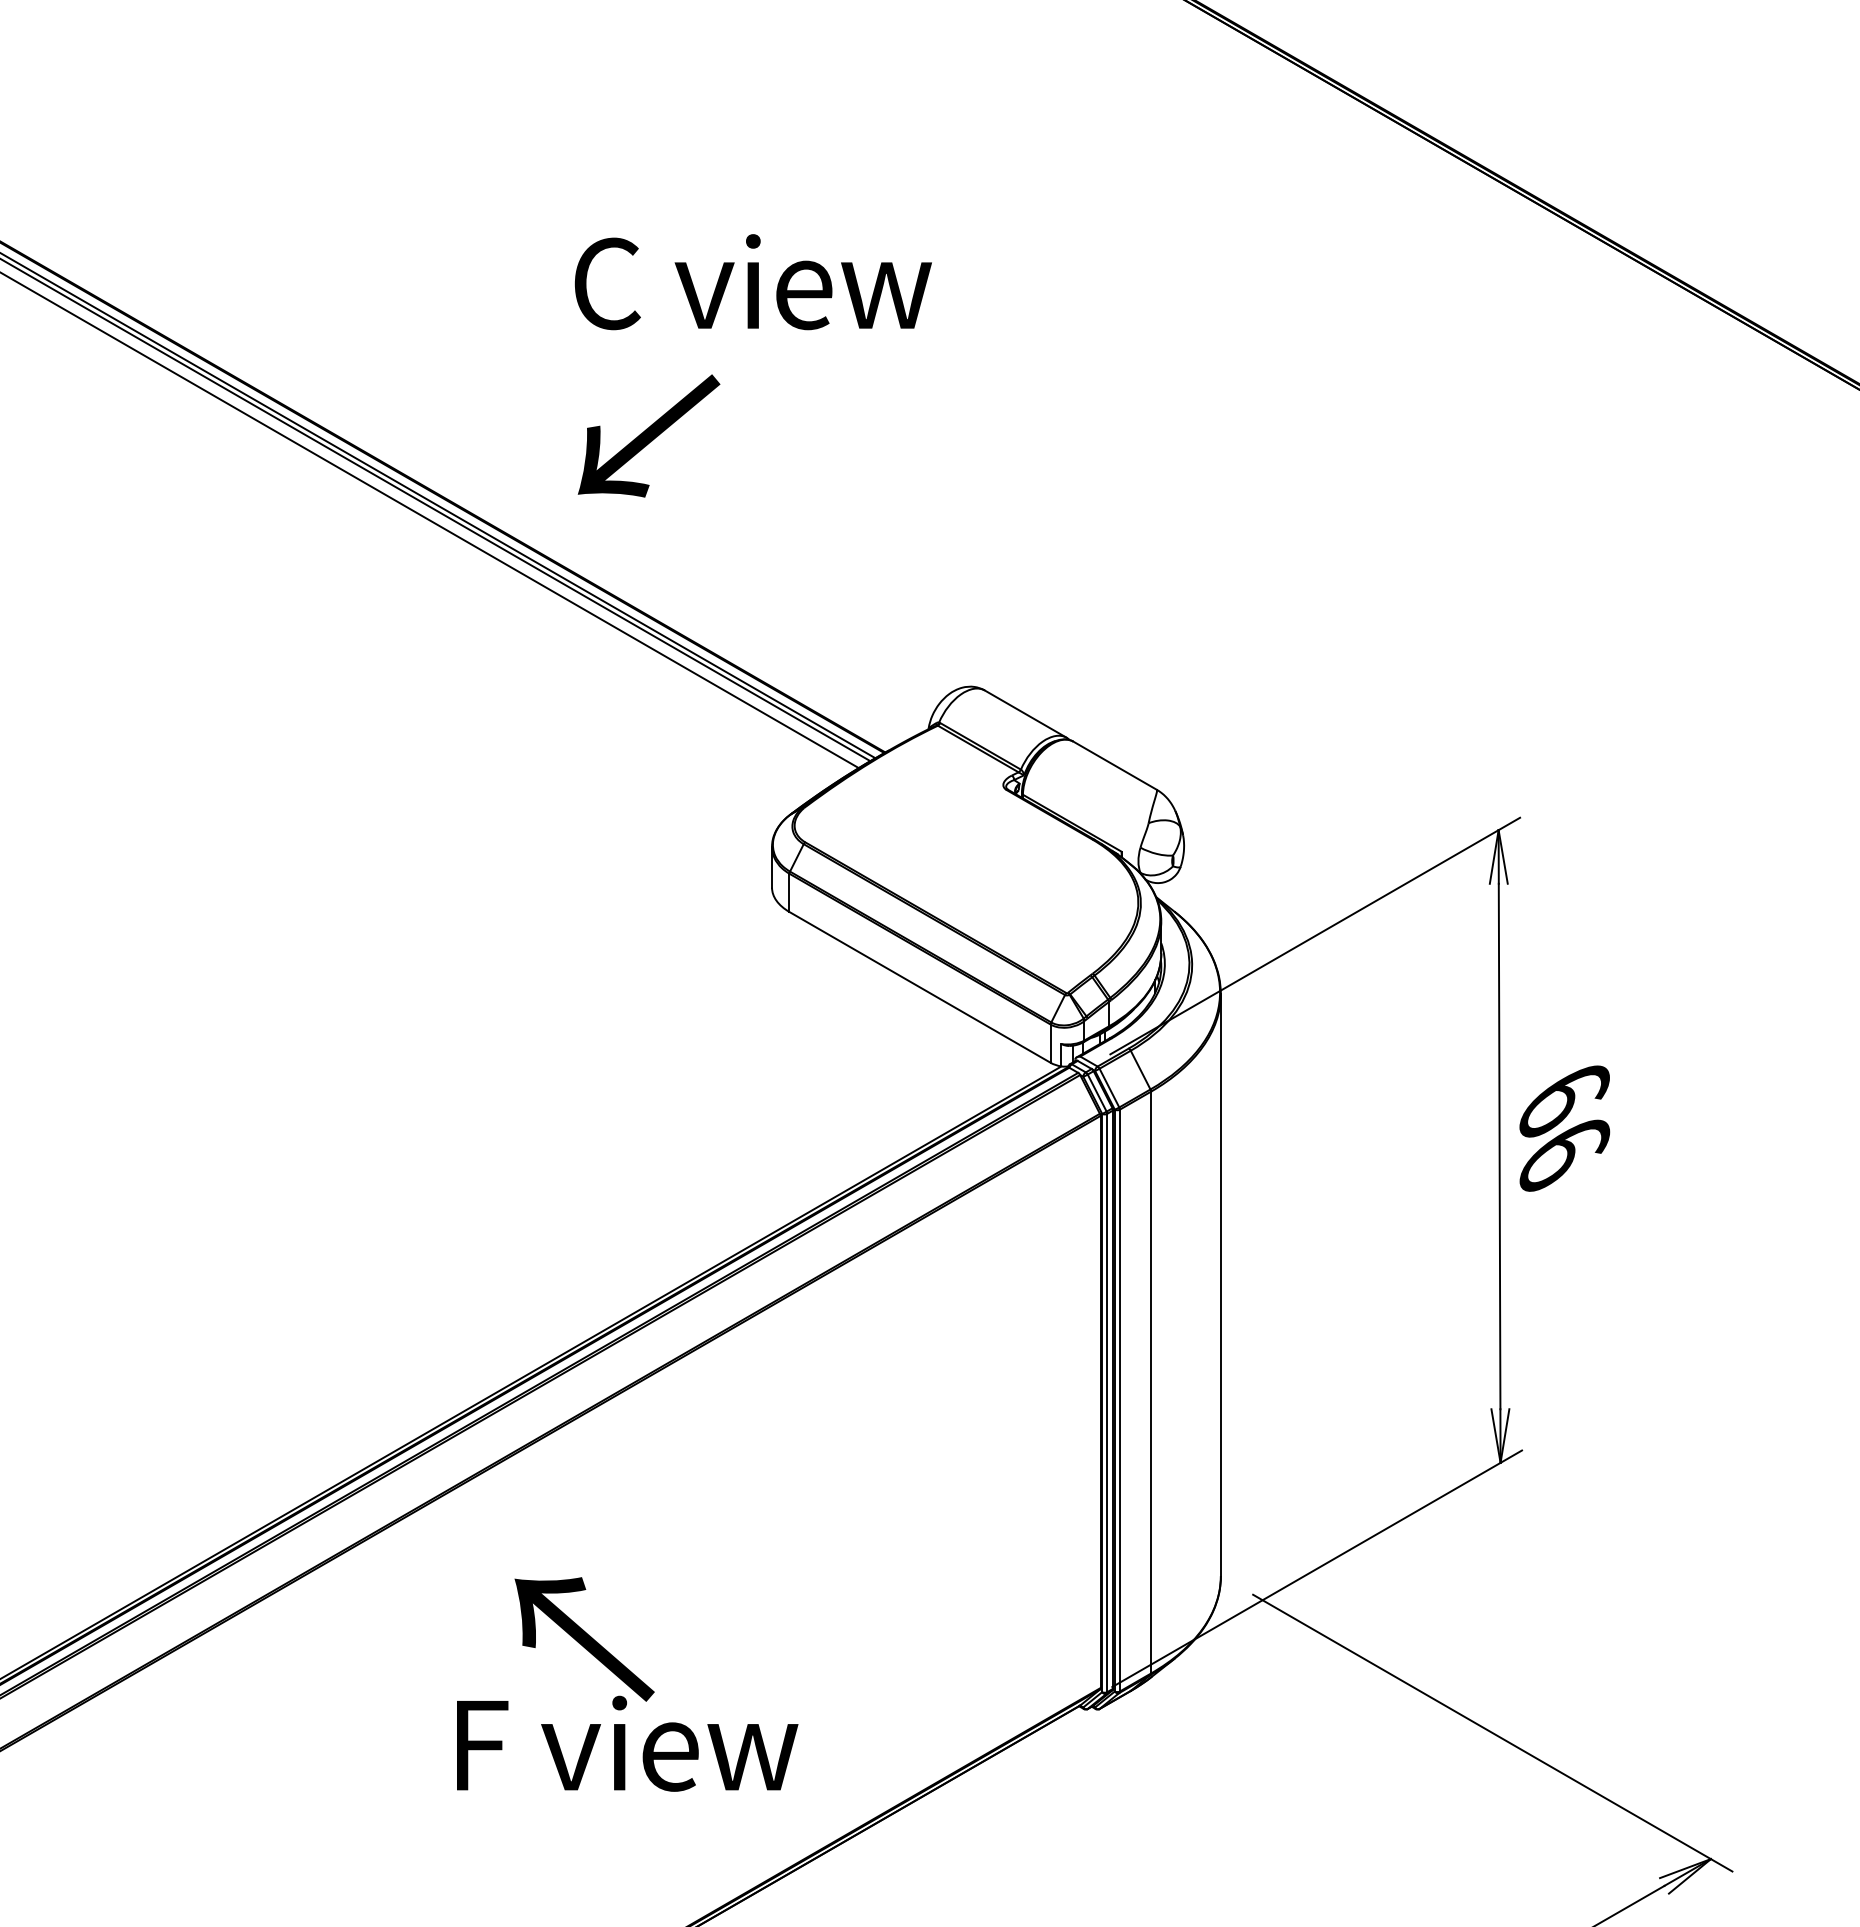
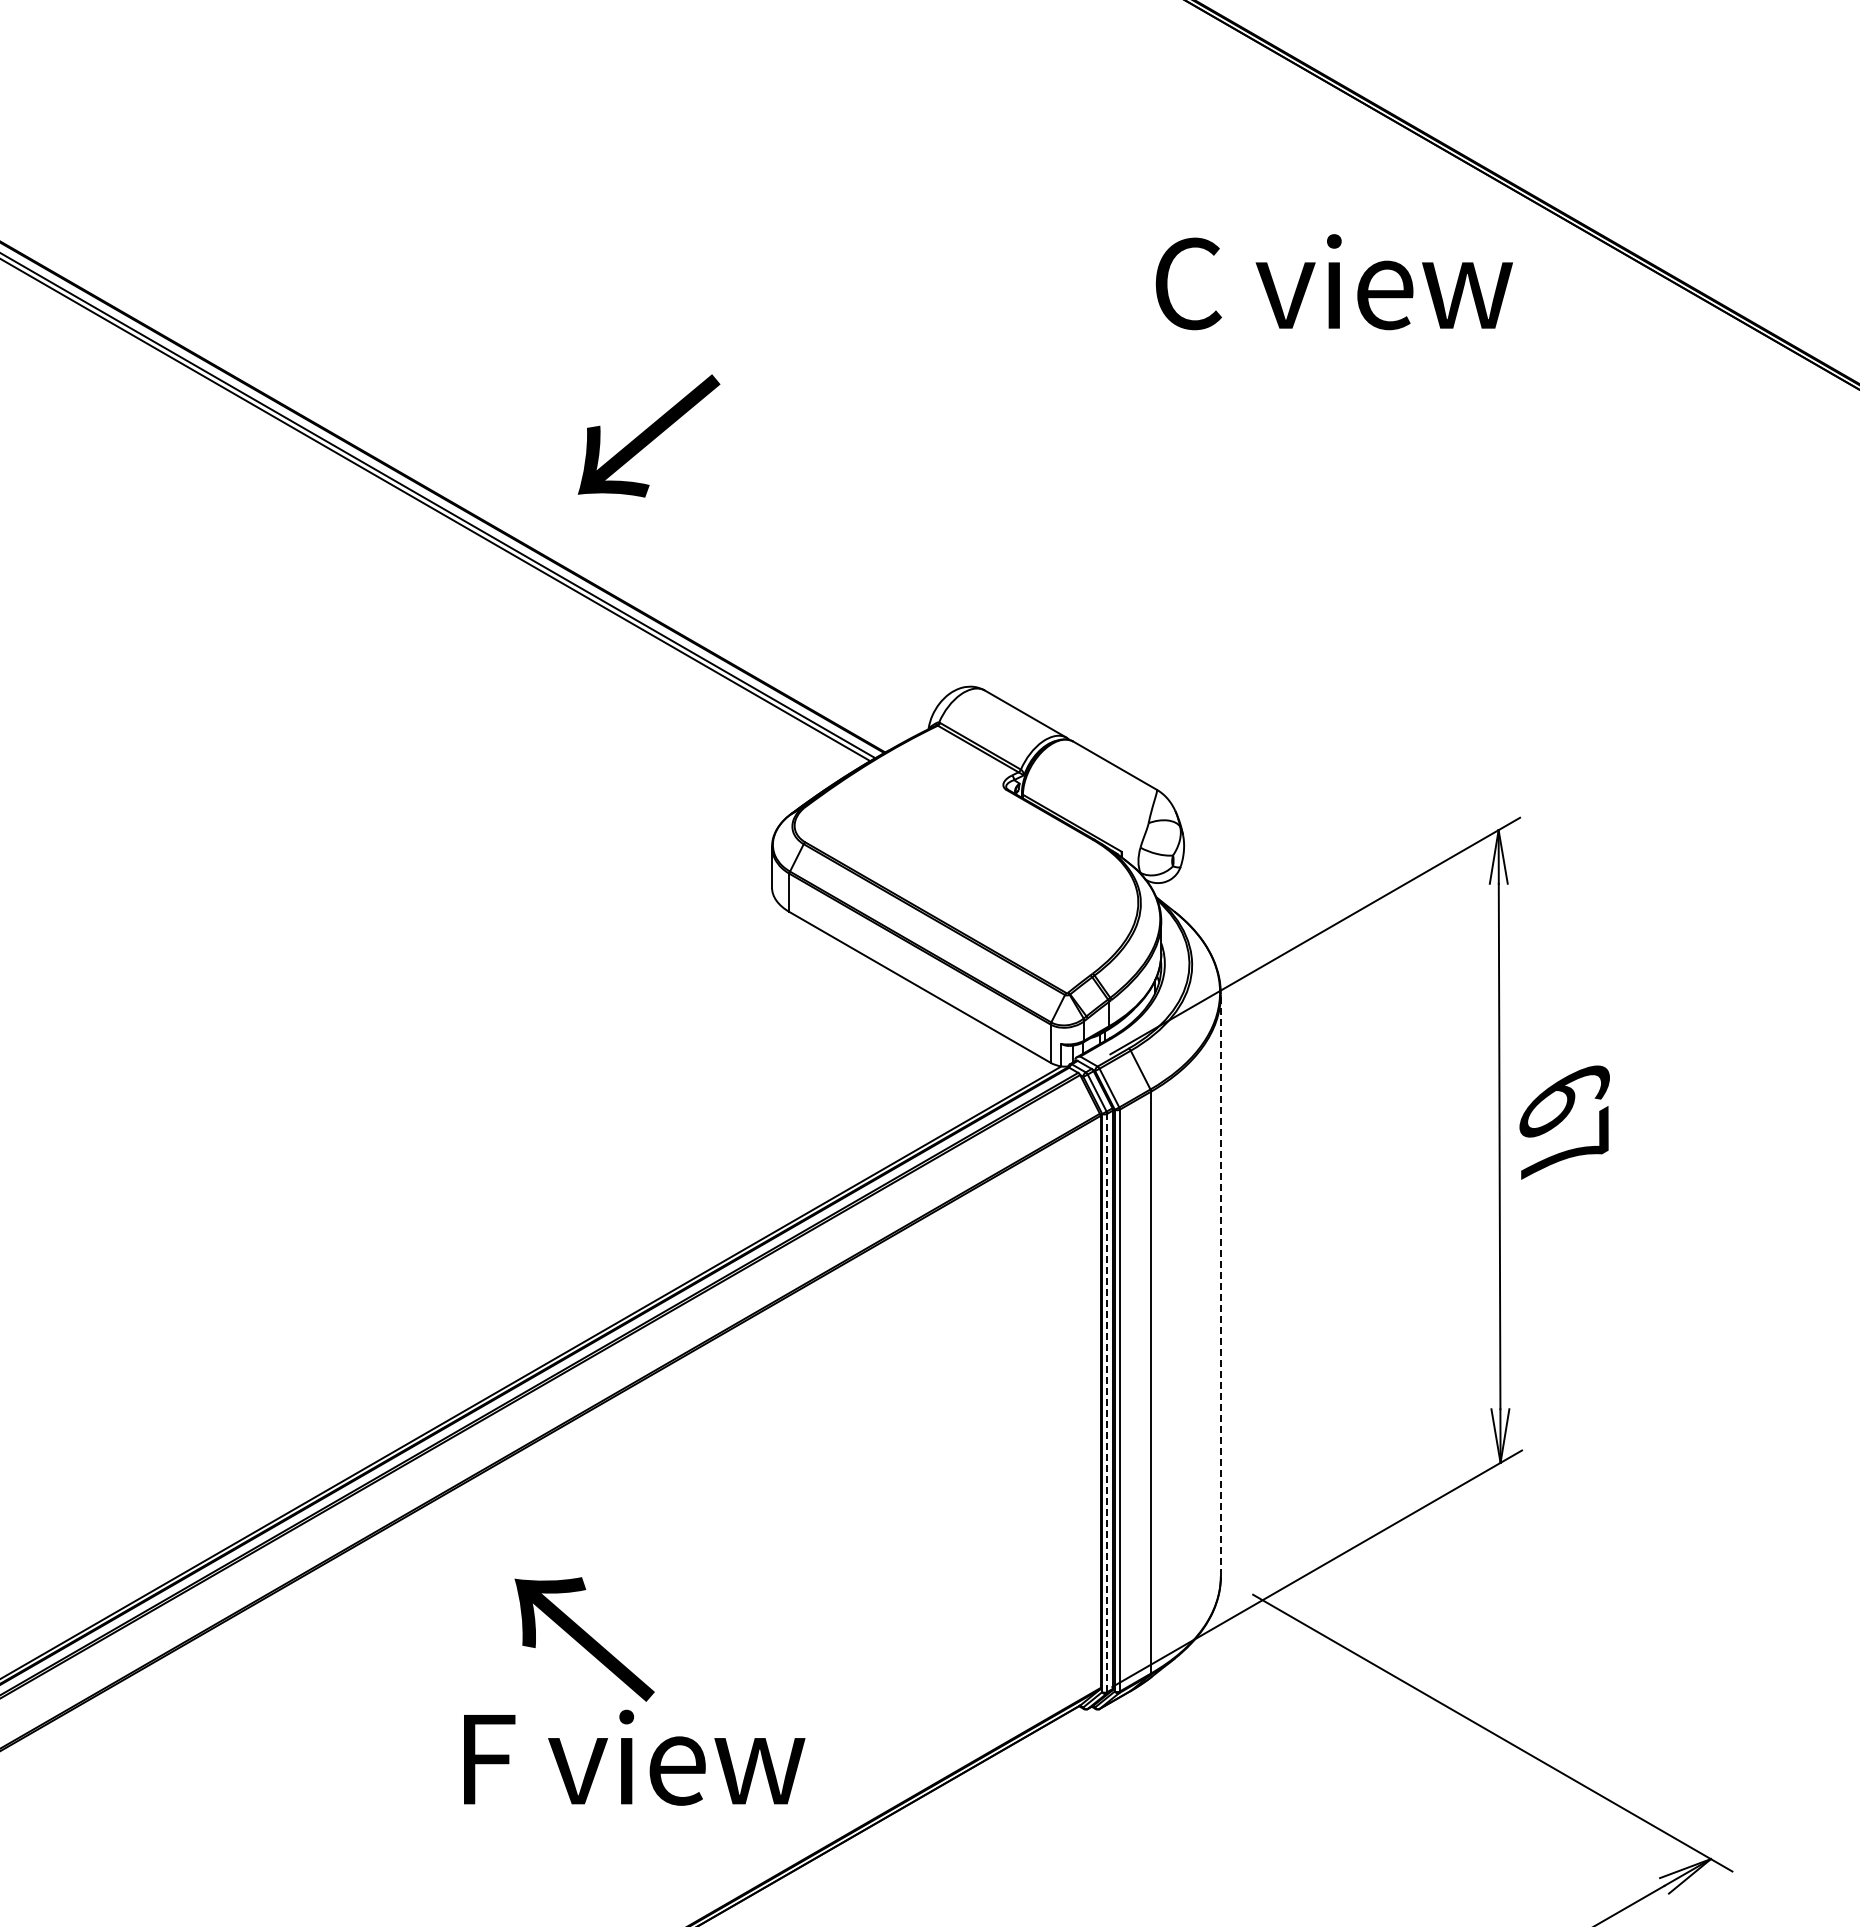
text position: (752, 282) -> (1333, 282) (1333, 282)
line: present -> none (430, 520)
text: 66 -> 67 (1564, 1148)
line: solid -> dashed (1220, 1285)
line: solid -> dashed (1107, 1402)
text position: (627, 1743) -> (634, 1757) (634, 1757)
